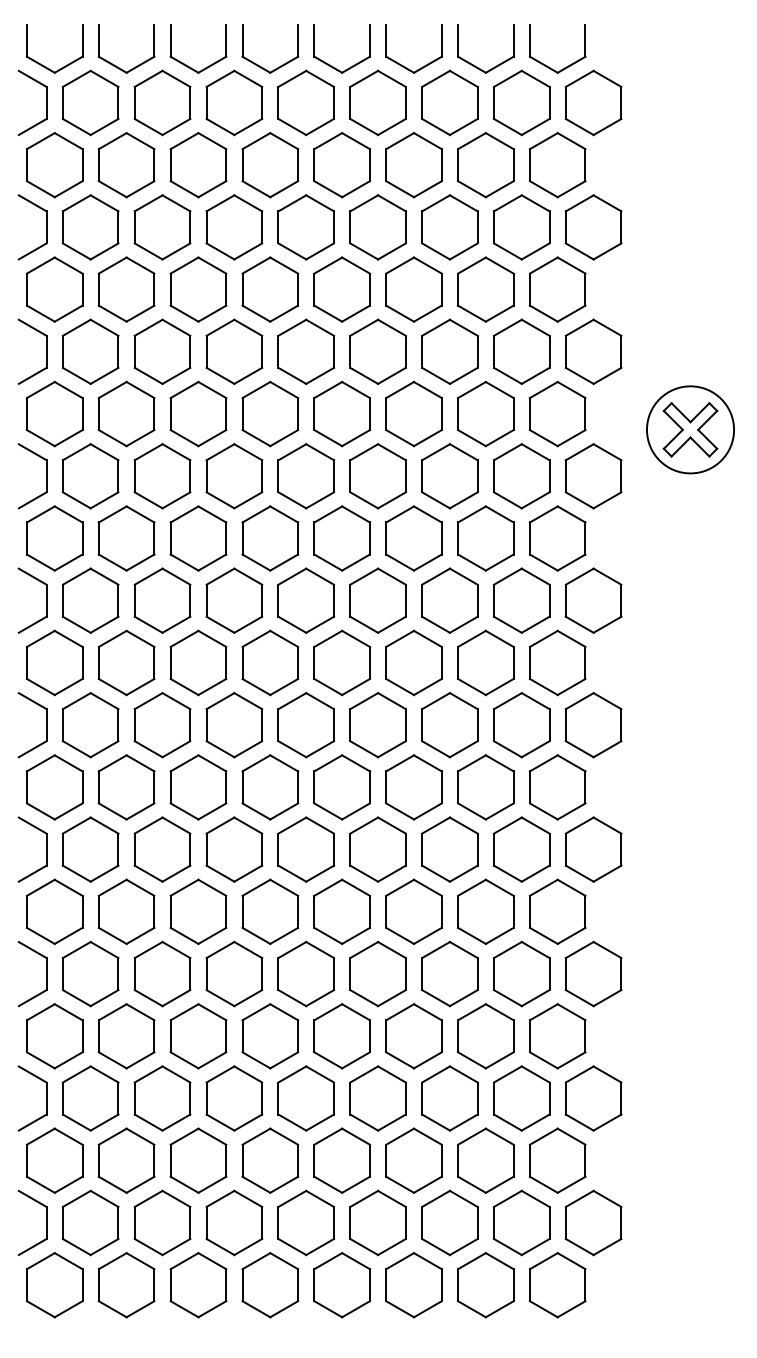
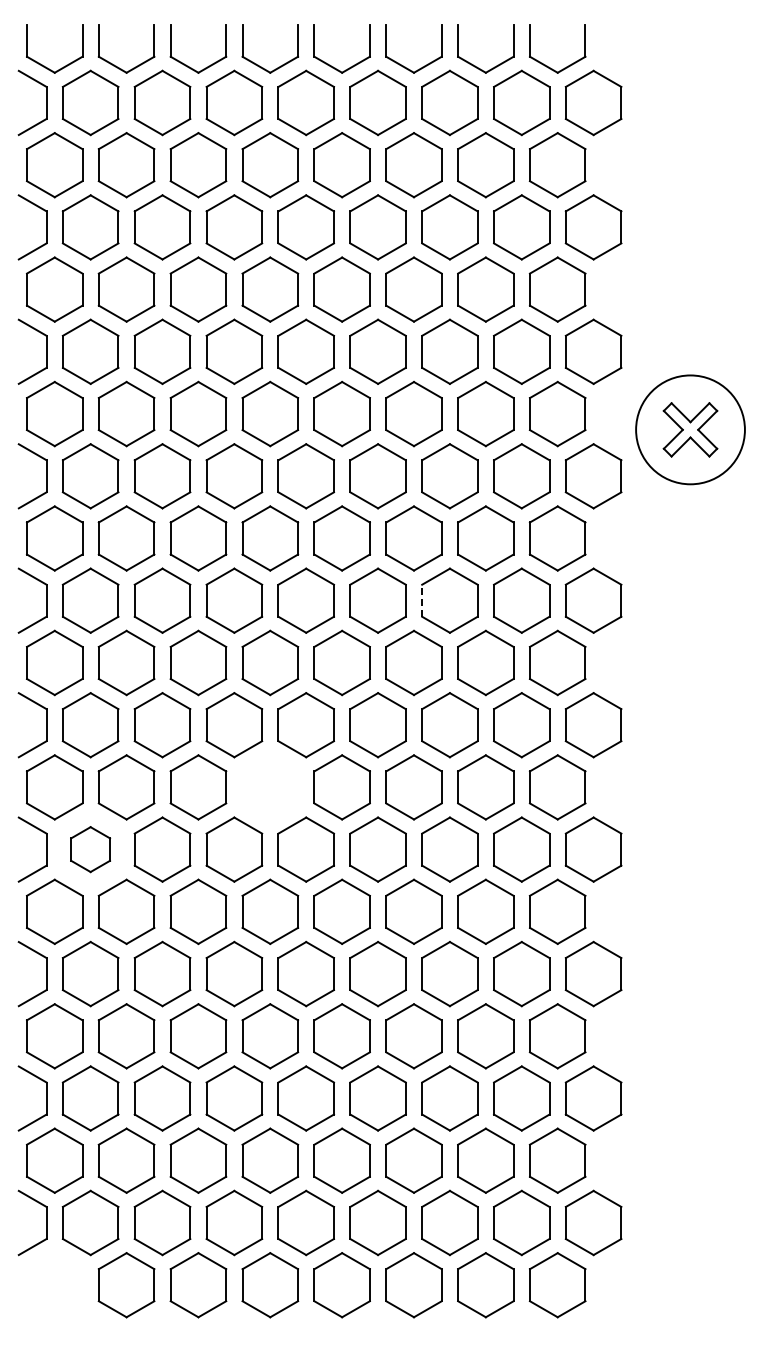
circle diameter: 87 px -> 109 px (690, 429)
line: solid -> dashed (422, 600)
part: present -> none (270, 787)
part size: 59x67 px -> 42x48 px (90, 849)
part: present -> none (54, 1285)
